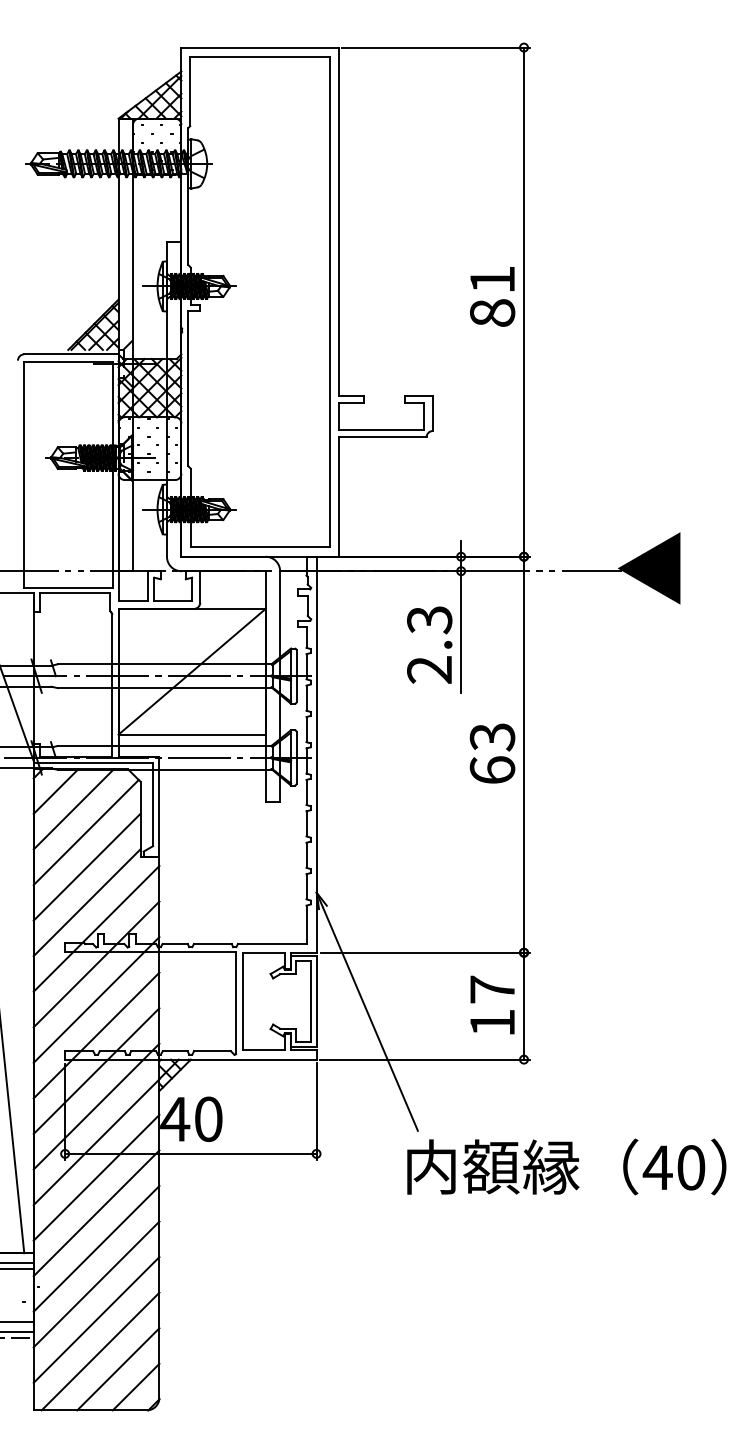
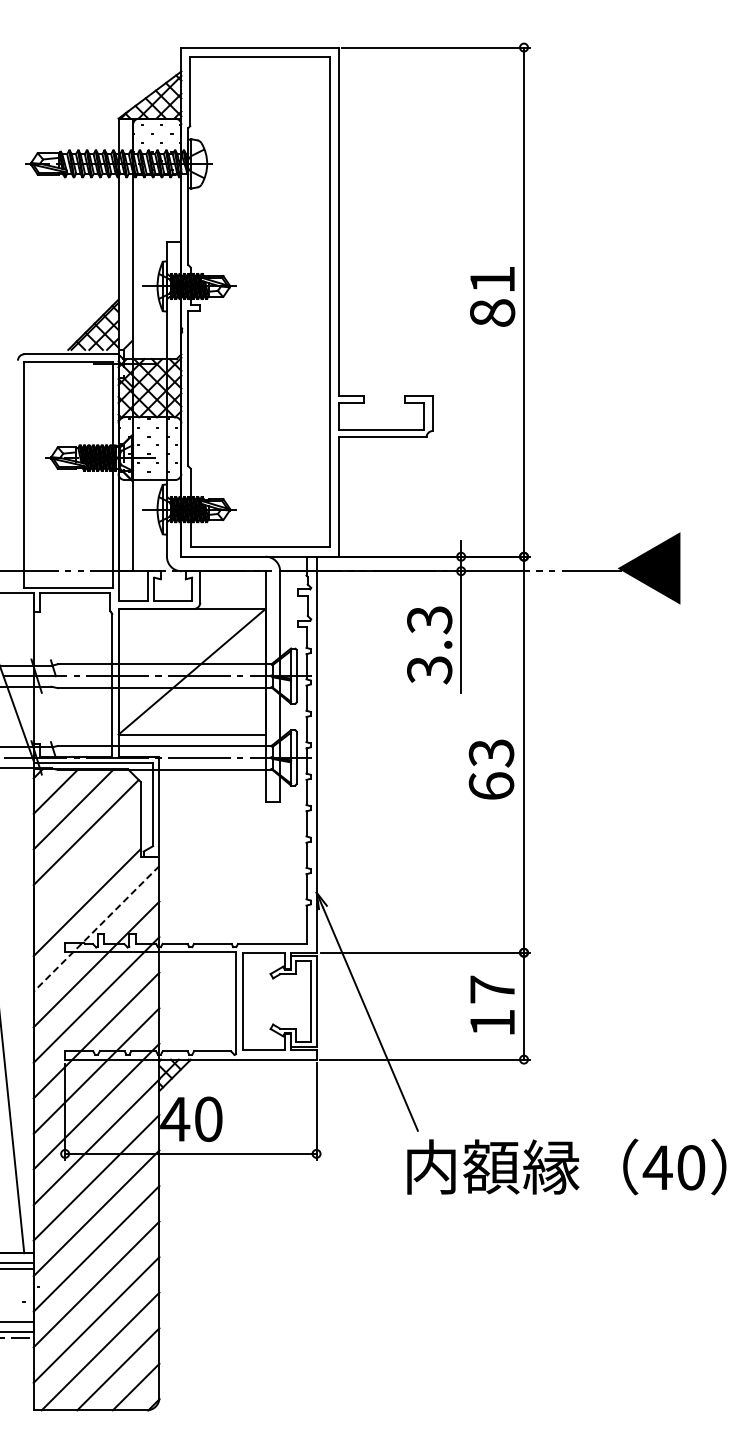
text: 2.3 -> 3.3 (429, 670)
text position: (492, 753) -> (491, 769) (491, 769)
line: present -> none (86, 866)
line: solid -> dashed (96, 928)
